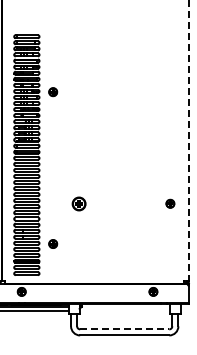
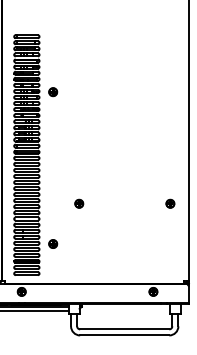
line: dashed -> solid (188, 140)
part size: 16x16 px -> 11x11 px (79, 203)
line: dashed -> solid (124, 329)
